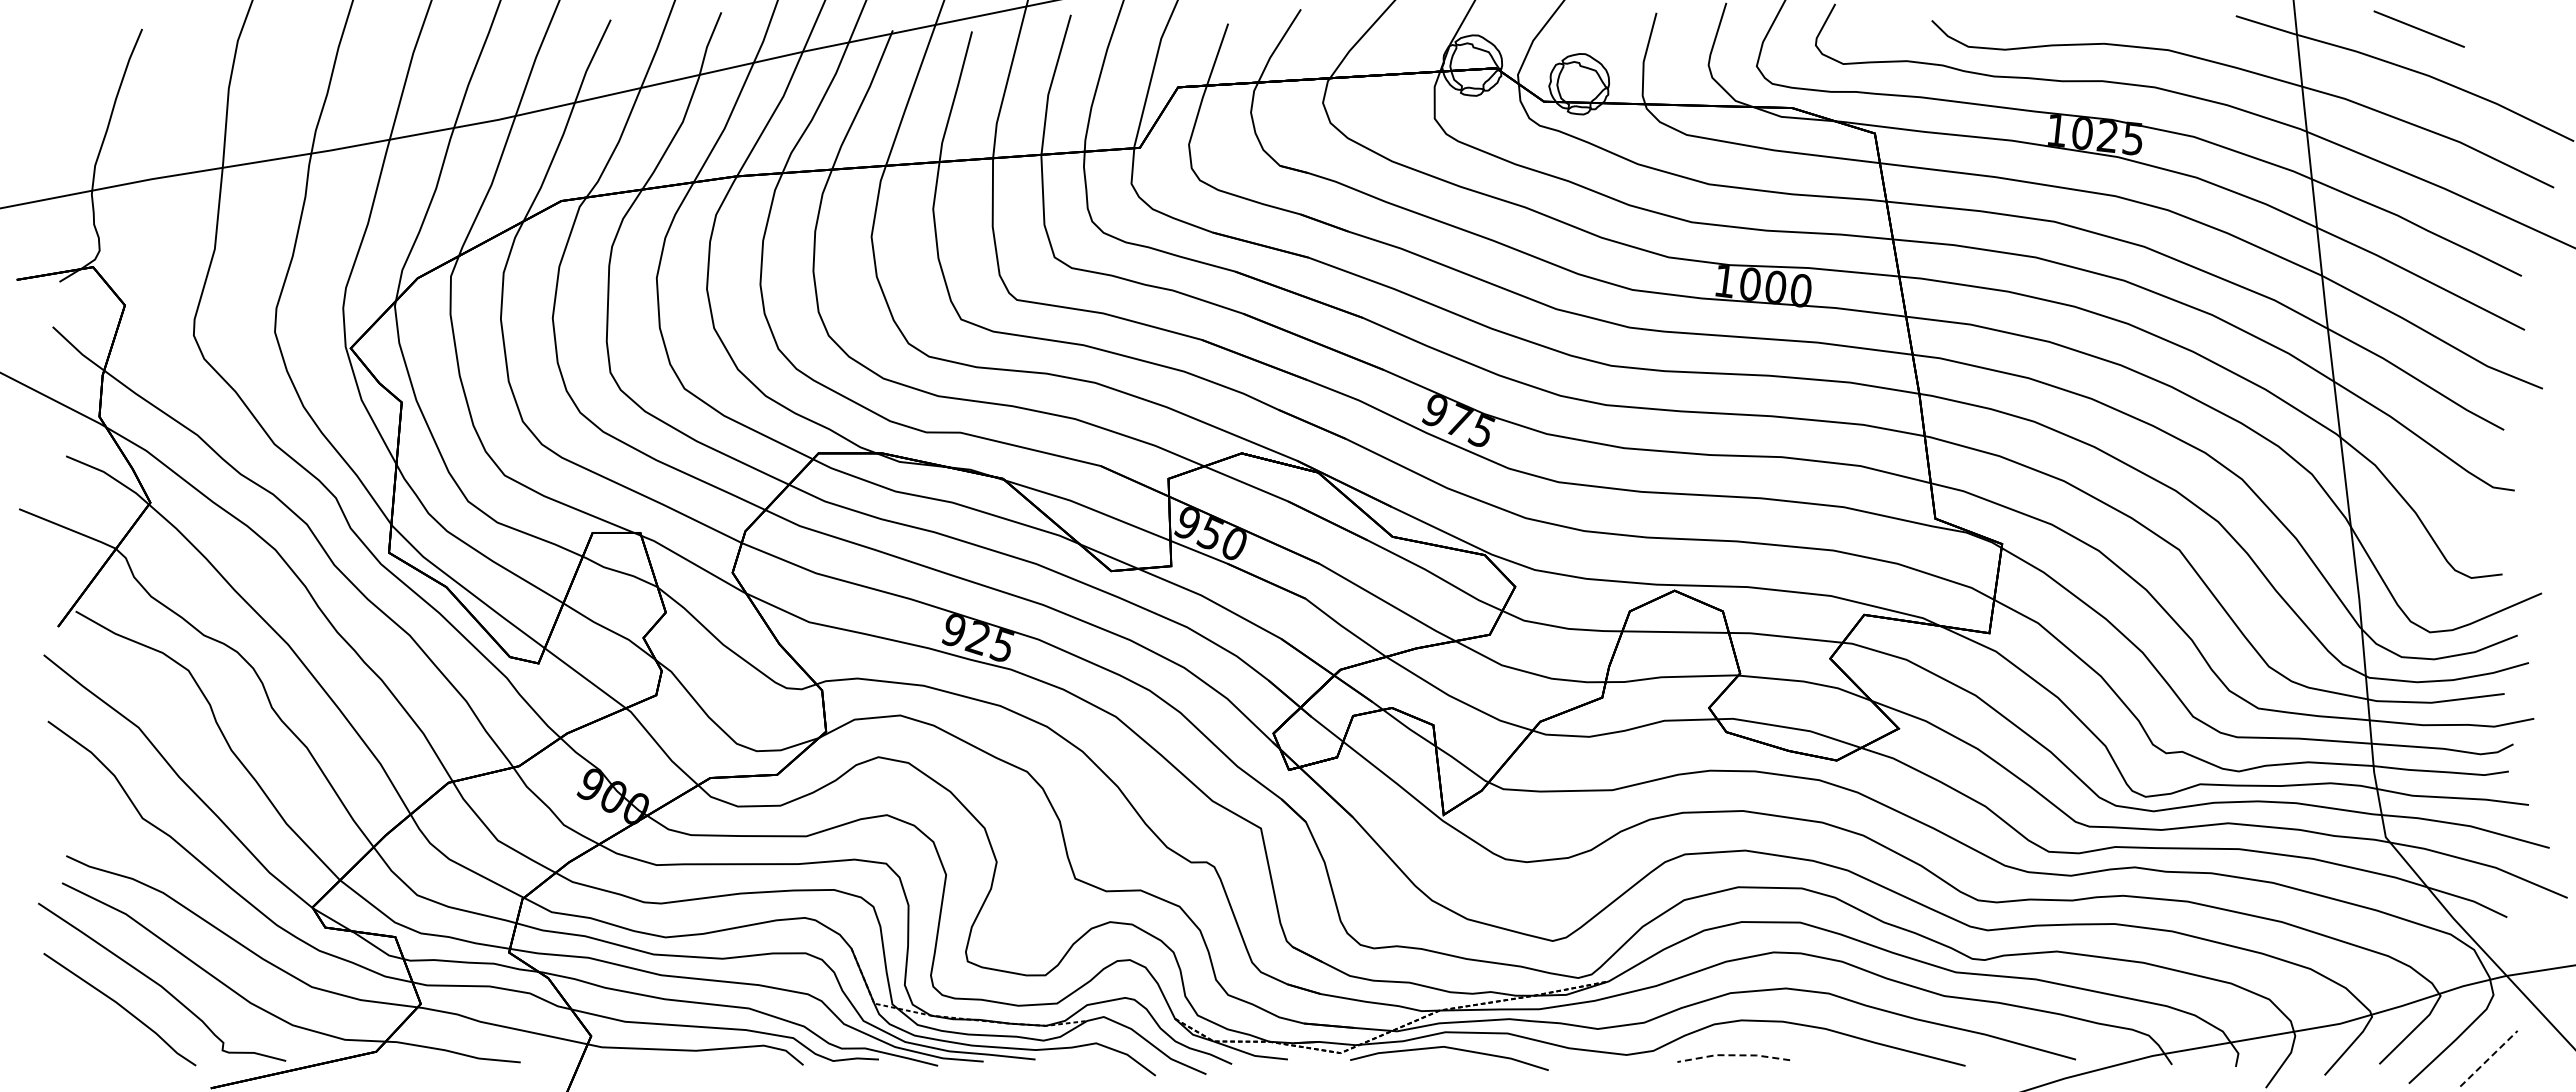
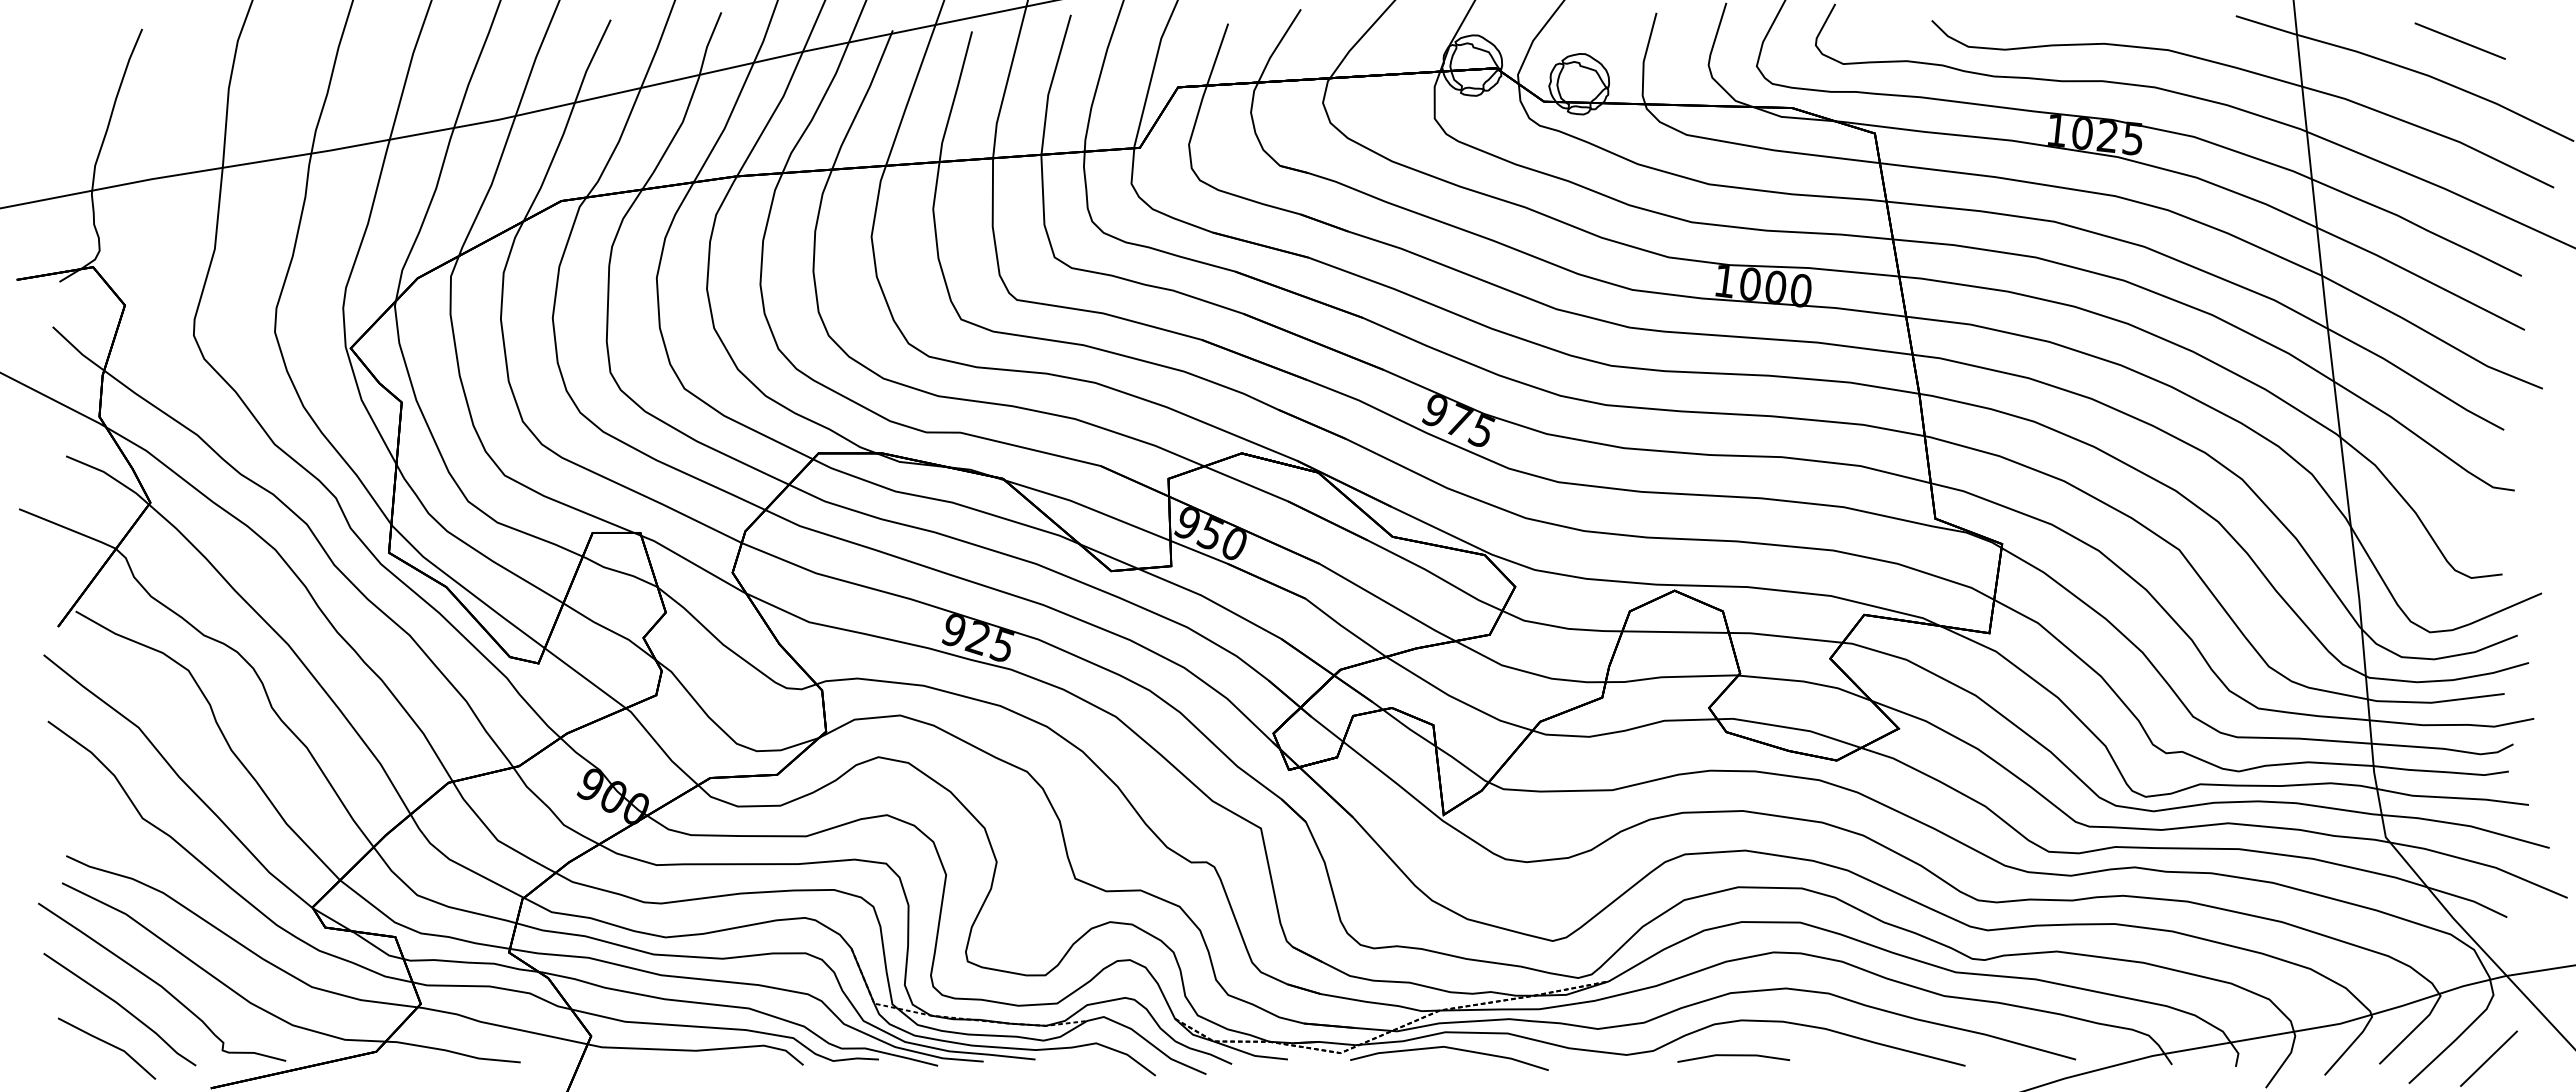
line position: (2418, 28) -> (2459, 40) (2459, 40)
line: none -> present (109, 1045)
line: dashed -> solid (1732, 1055)
line: dashed -> solid (2489, 1058)
